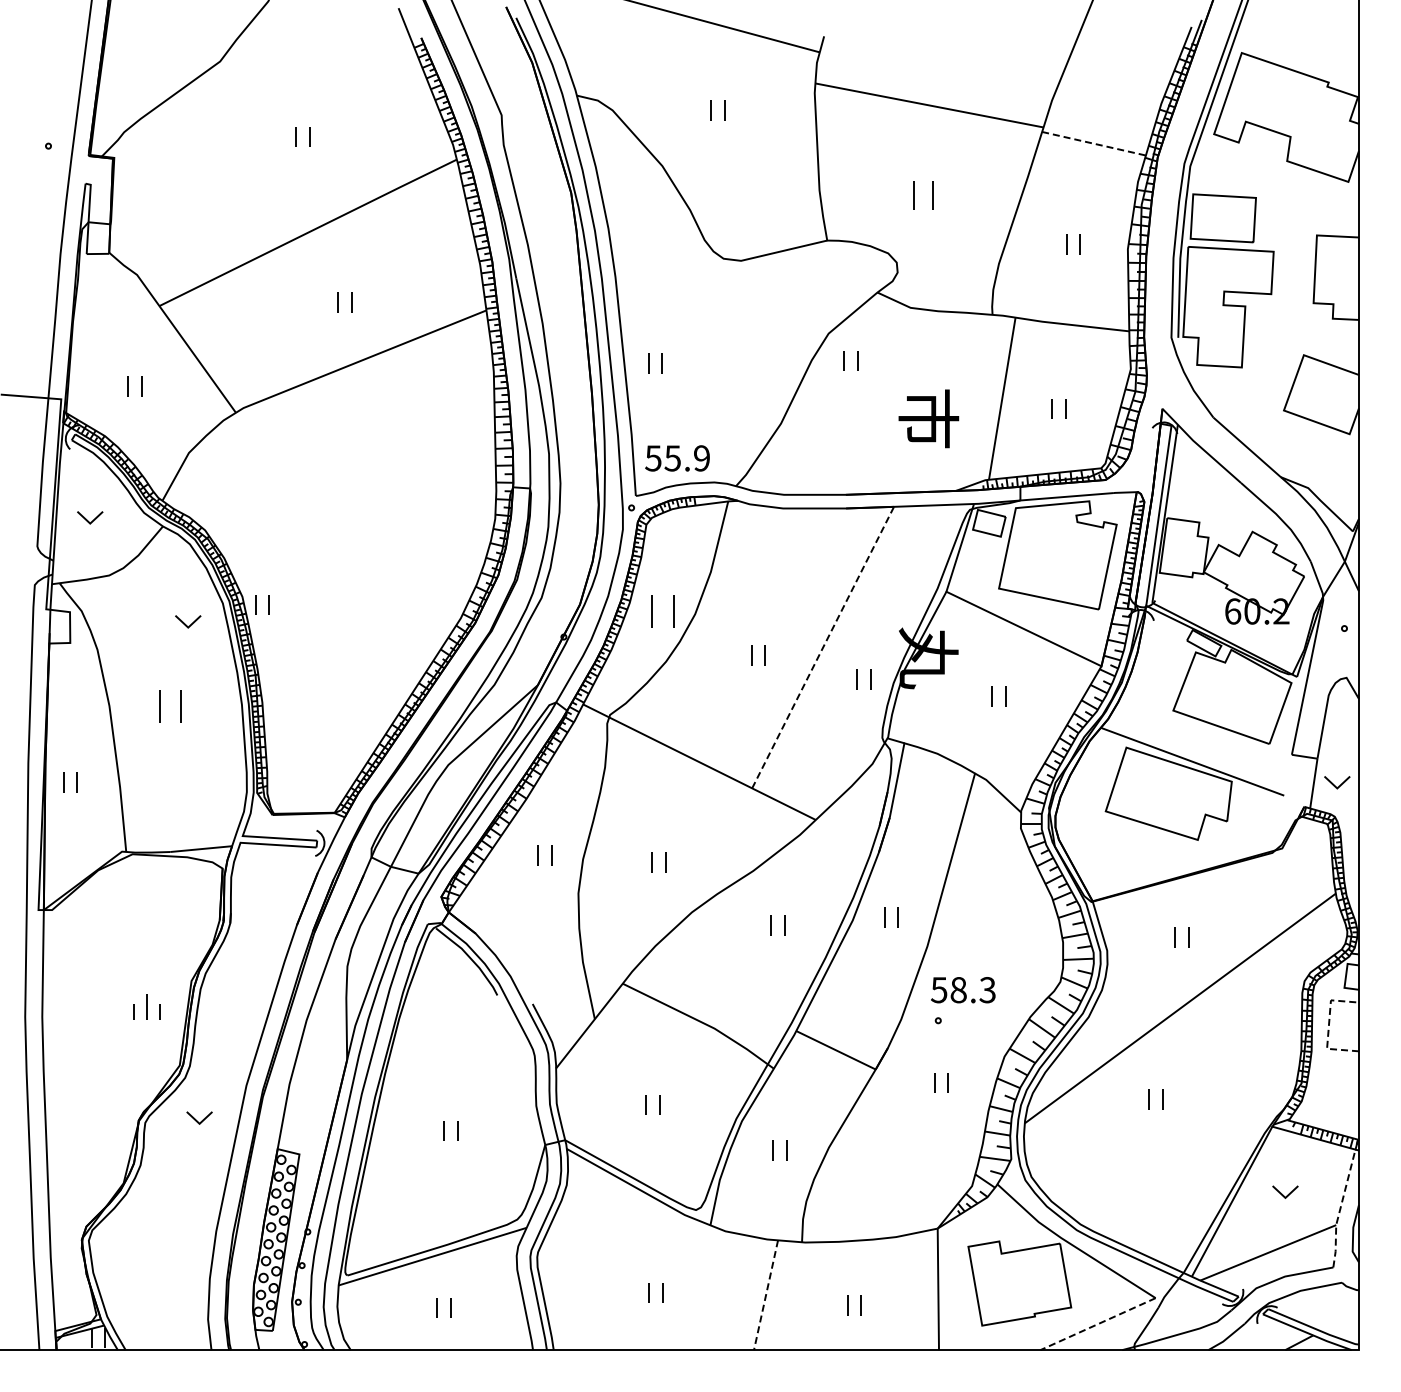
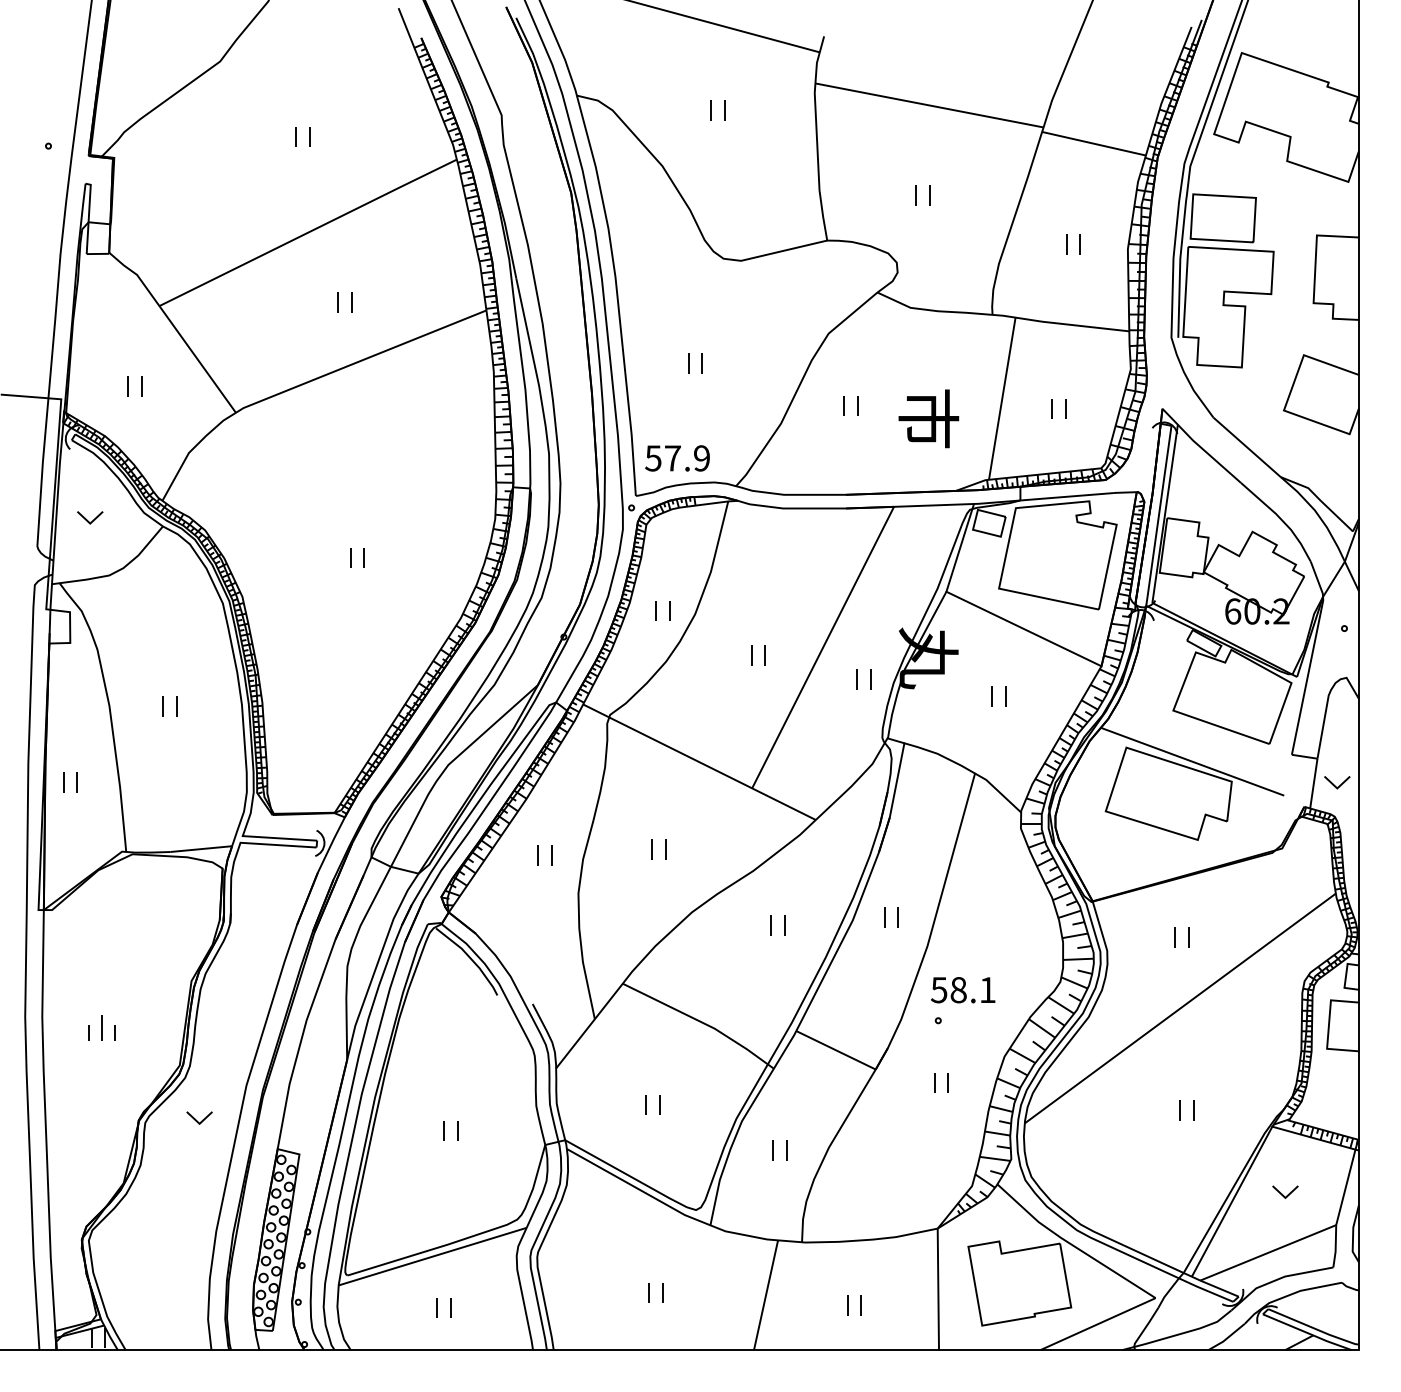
line: dashed -> solid (1094, 143)
part size: 21x29 px -> 16x21 px (922, 195)
part position: (850, 360) -> (850, 405) (850, 405)
part position: (655, 363) -> (695, 363) (695, 363)
text: 55.9 -> 57.9 (672, 458)
part position: (262, 604) -> (357, 557) (357, 557)
part size: 24x33 px -> 16x20 px (662, 610)
part: present -> none (188, 621)
line: dashed -> solid (823, 647)
part size: 23x33 px -> 16x21 px (169, 706)
part position: (658, 862) -> (658, 849) (658, 849)
text: 58.3 -> 58.1 (987, 990)
part position: (146, 1006) -> (101, 1027) (101, 1027)
line: dashed -> solid (1328, 1026)
part position: (1155, 1099) -> (1186, 1110) (1186, 1110)
line: dashed -> solid (1340, 1208)
line: dashed -> solid (765, 1295)
line: dashed -> solid (1097, 1324)
